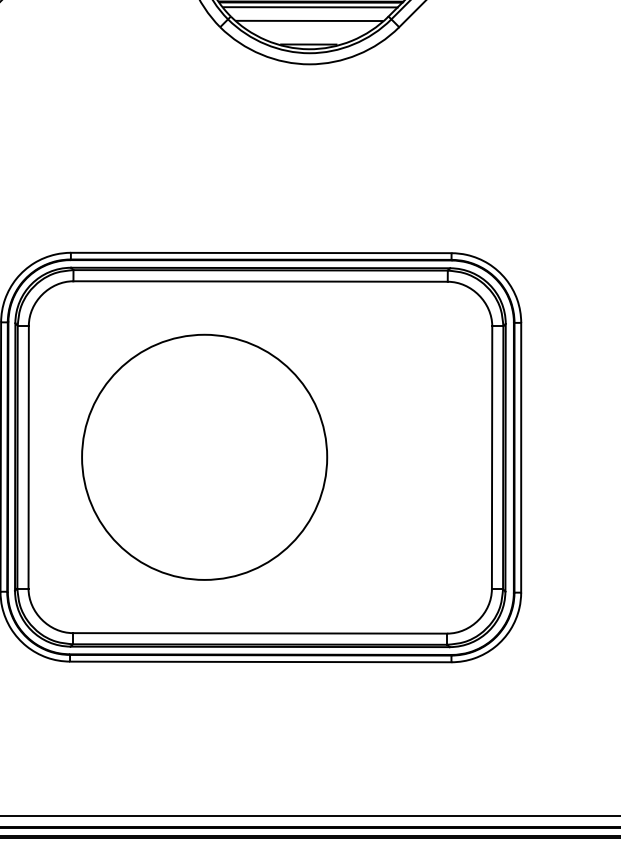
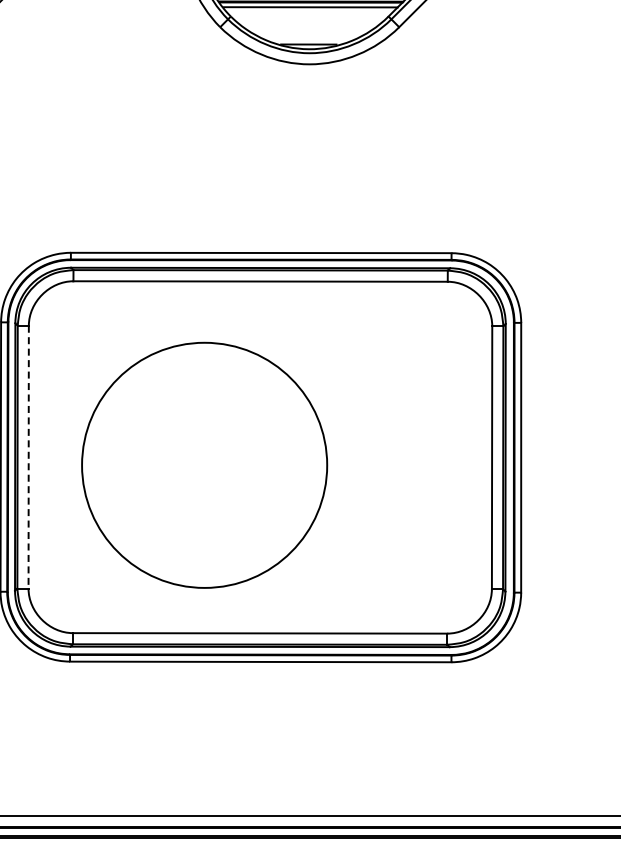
line: present -> none (309, 20)
circle position: (204, 456) -> (204, 464) (204, 464)
line: solid -> dashed (28, 457)
